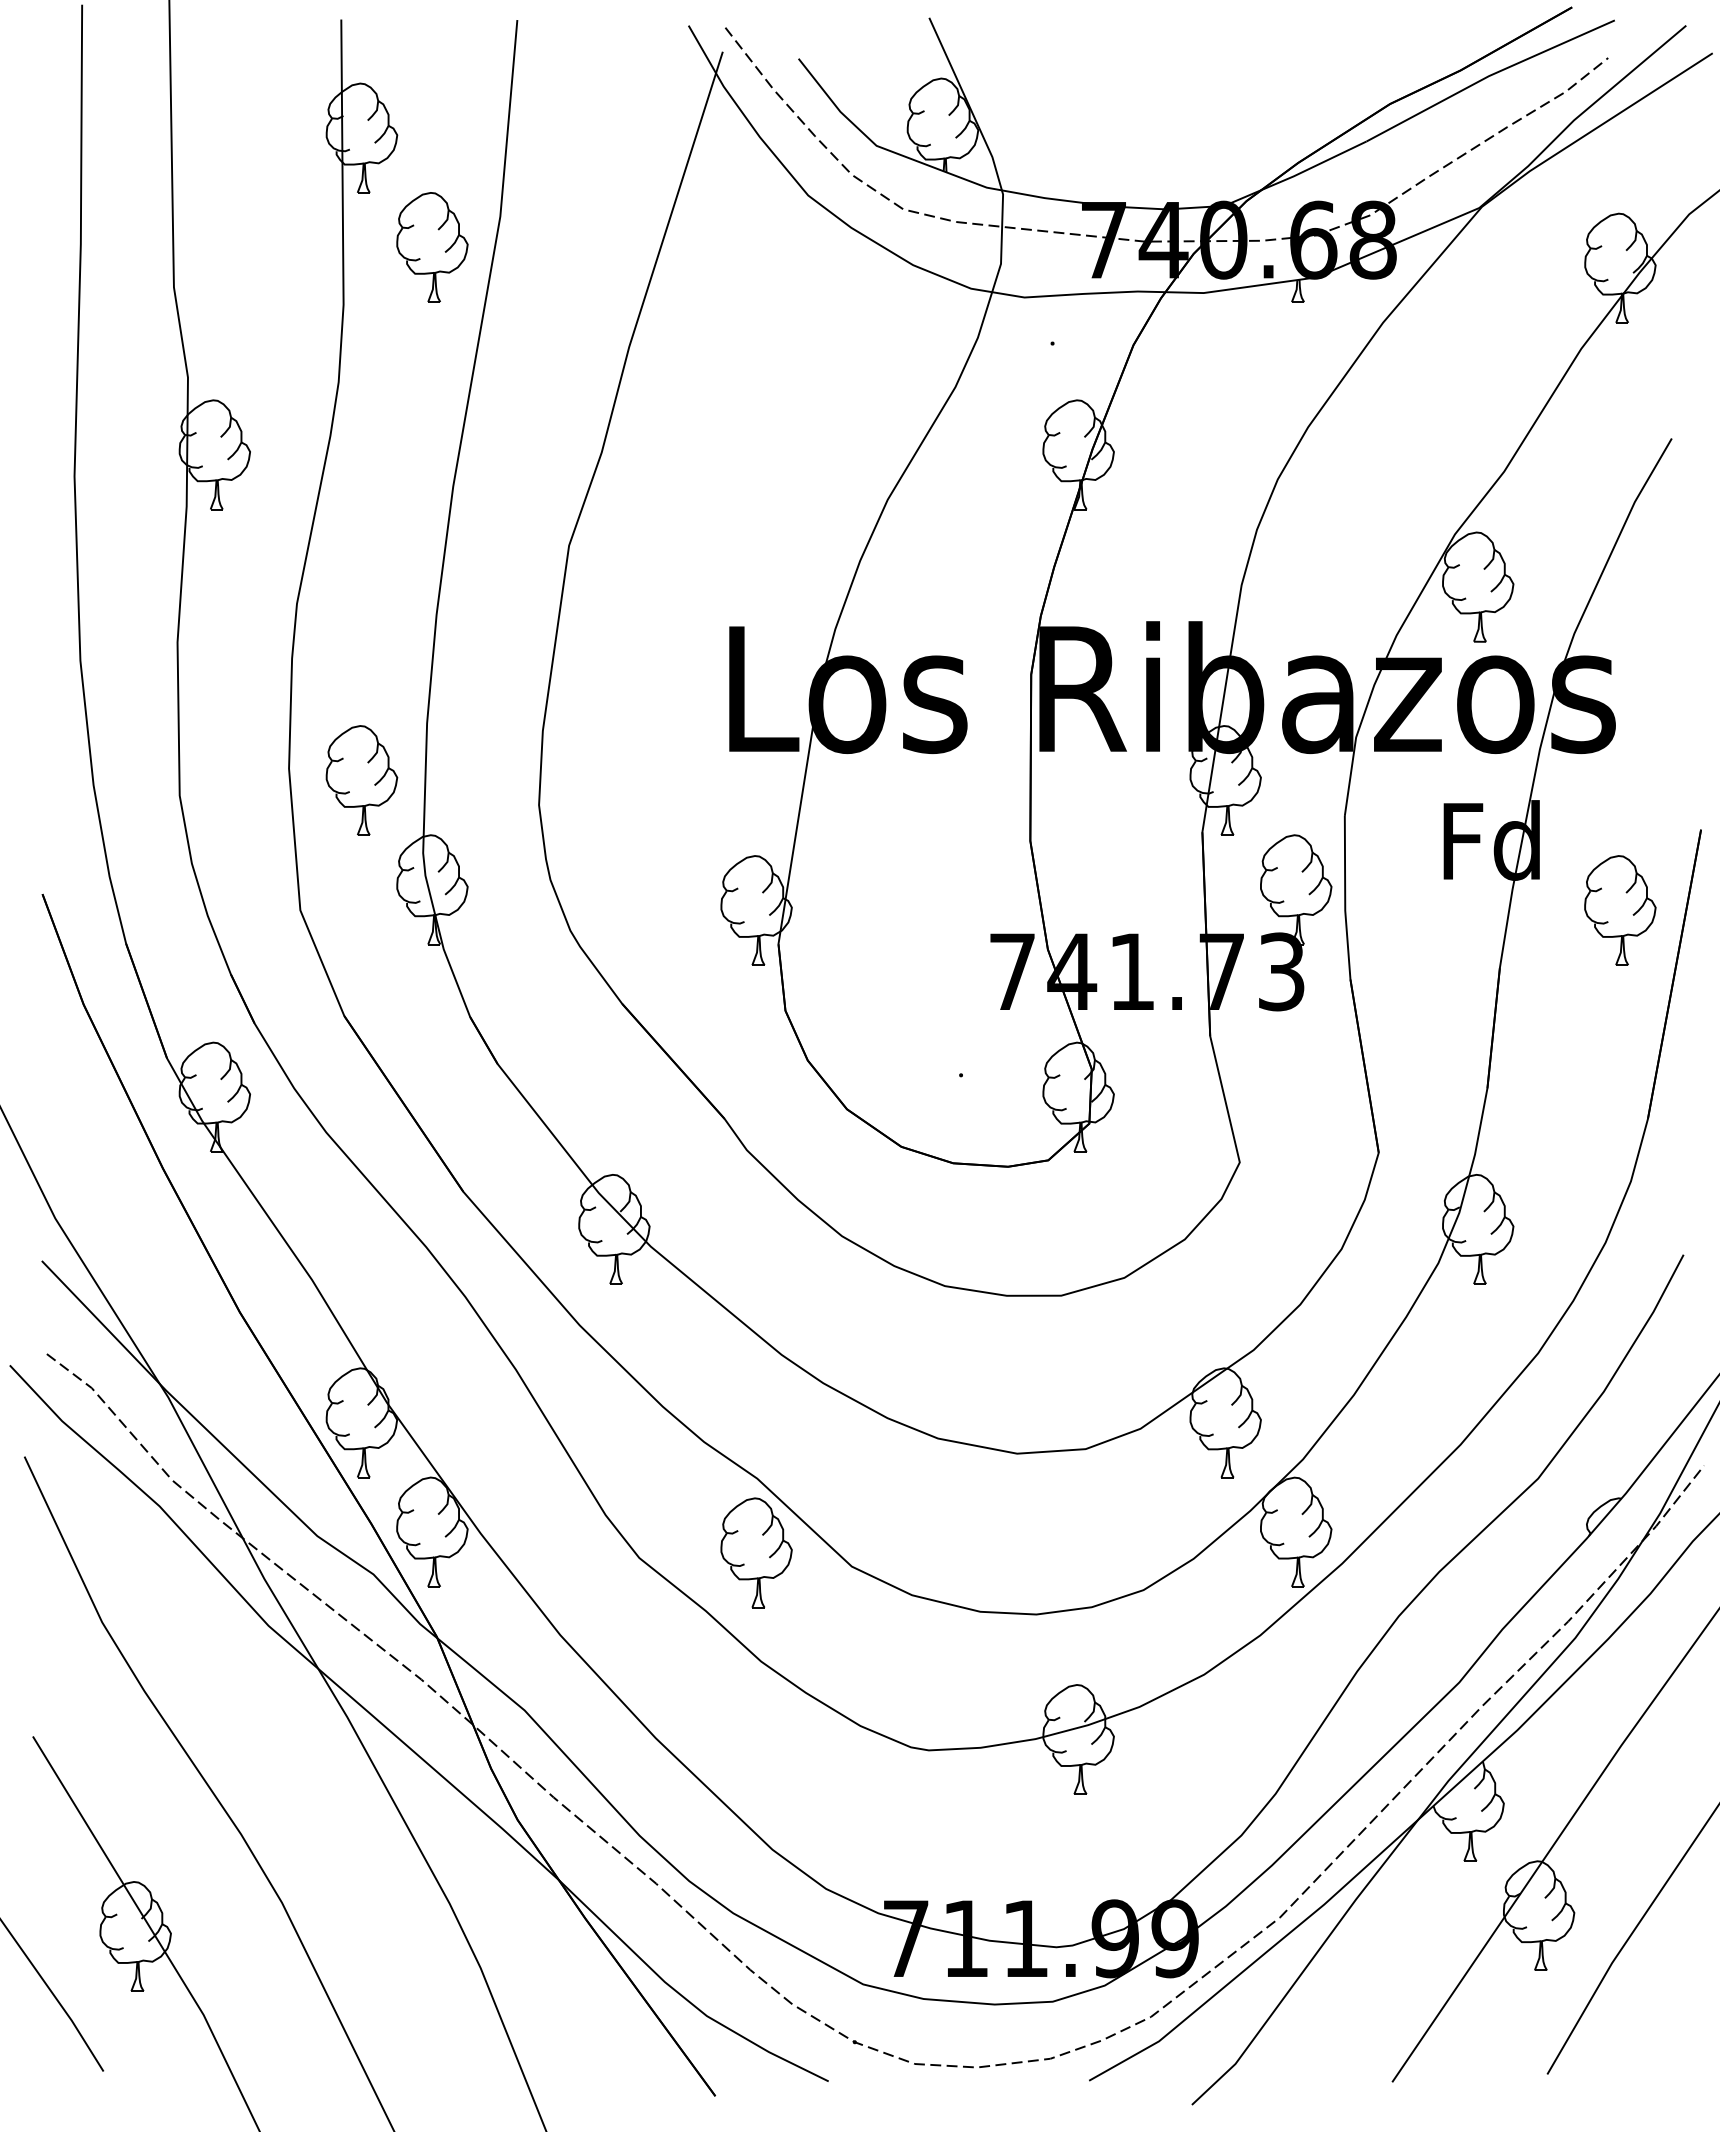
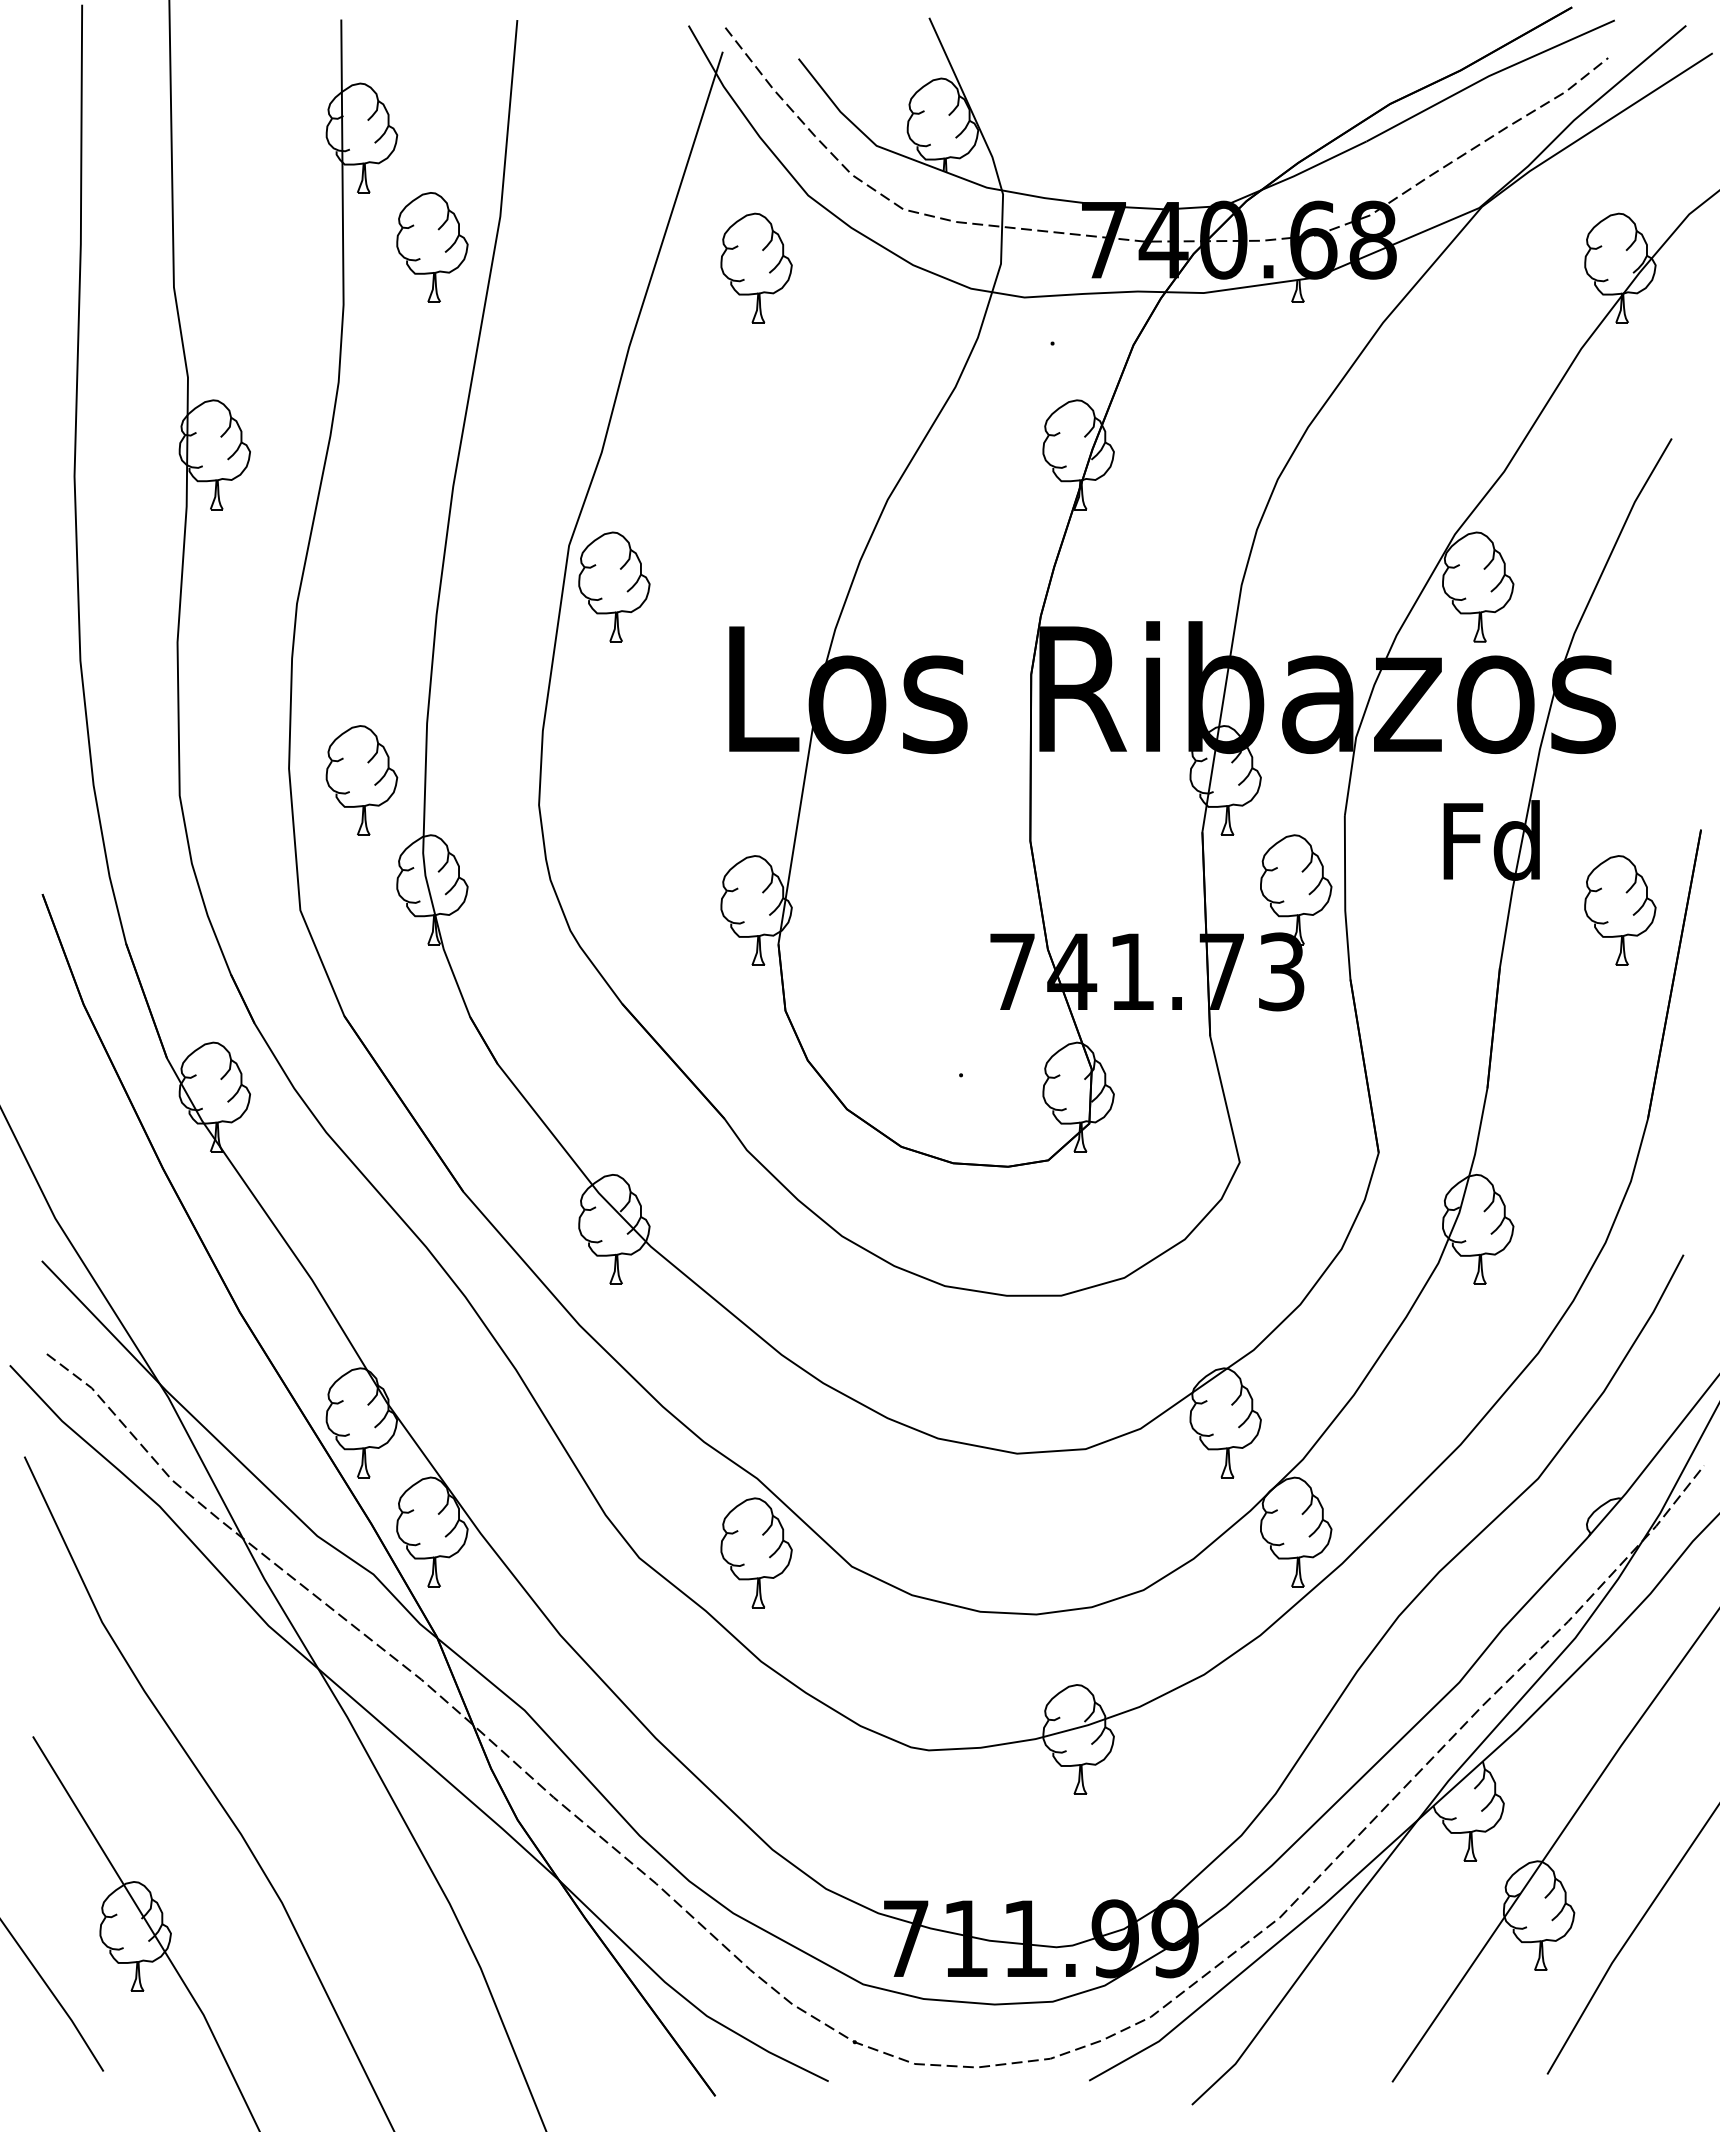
part: none -> present (756, 267)
part: none -> present (614, 586)
